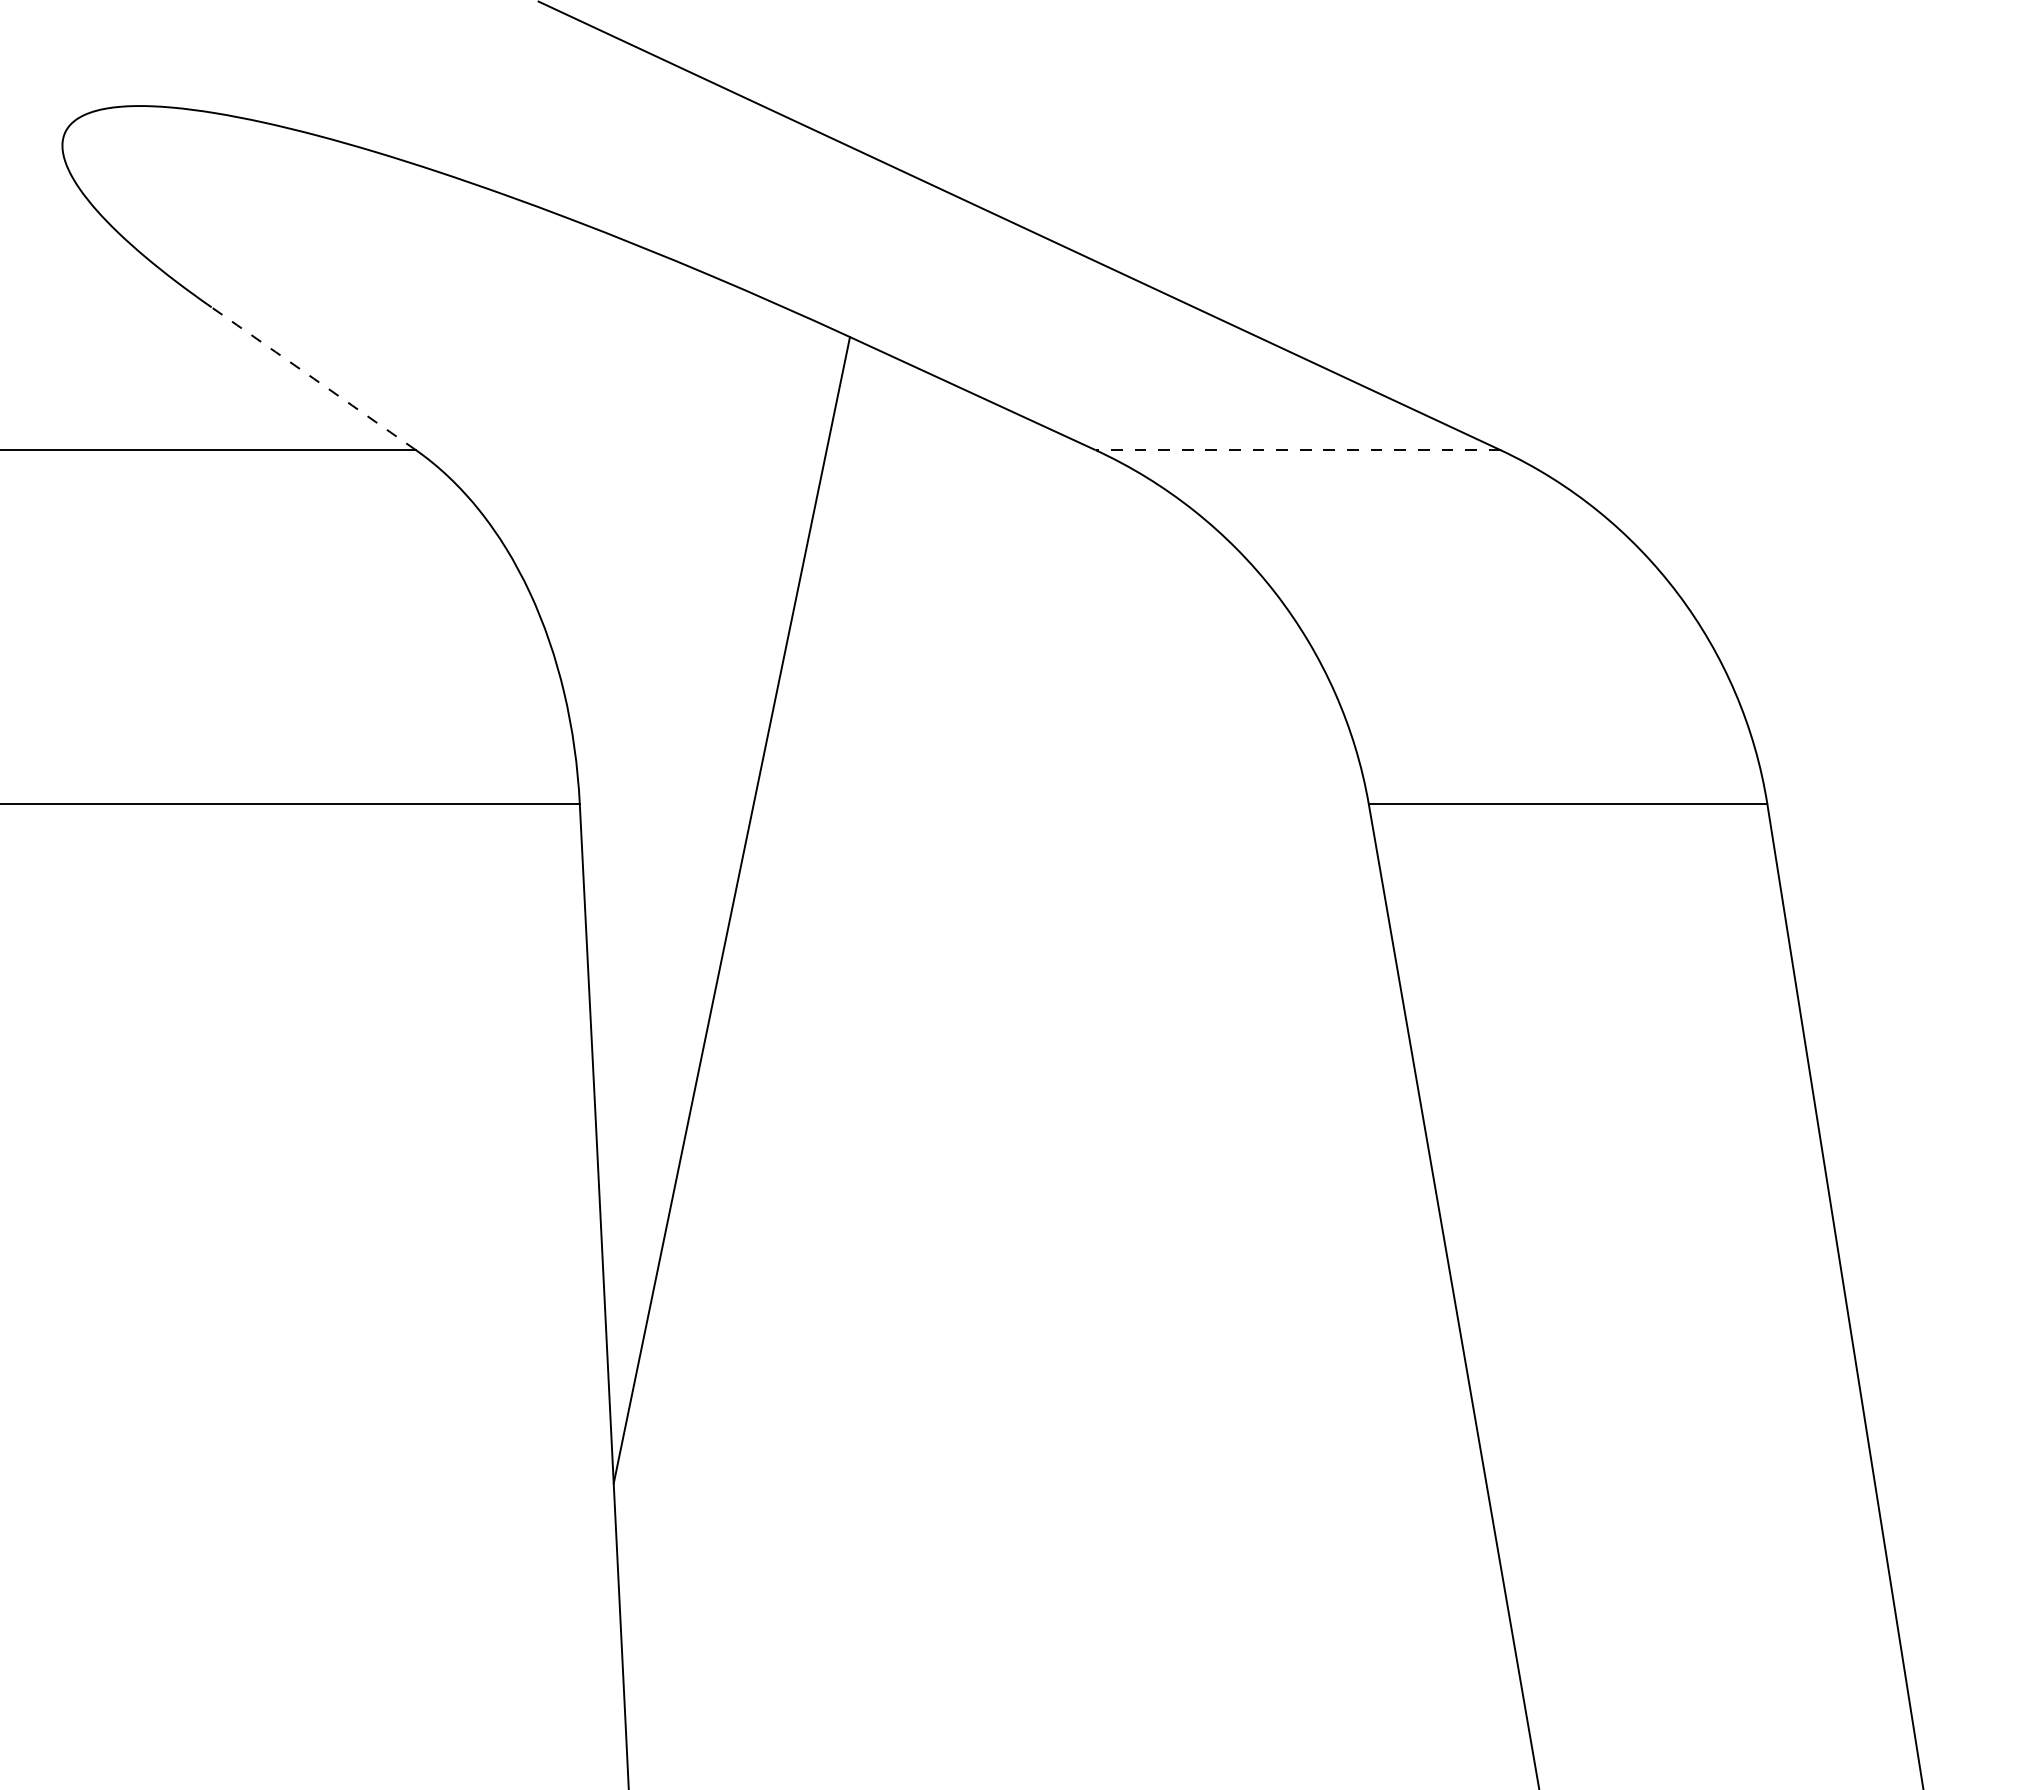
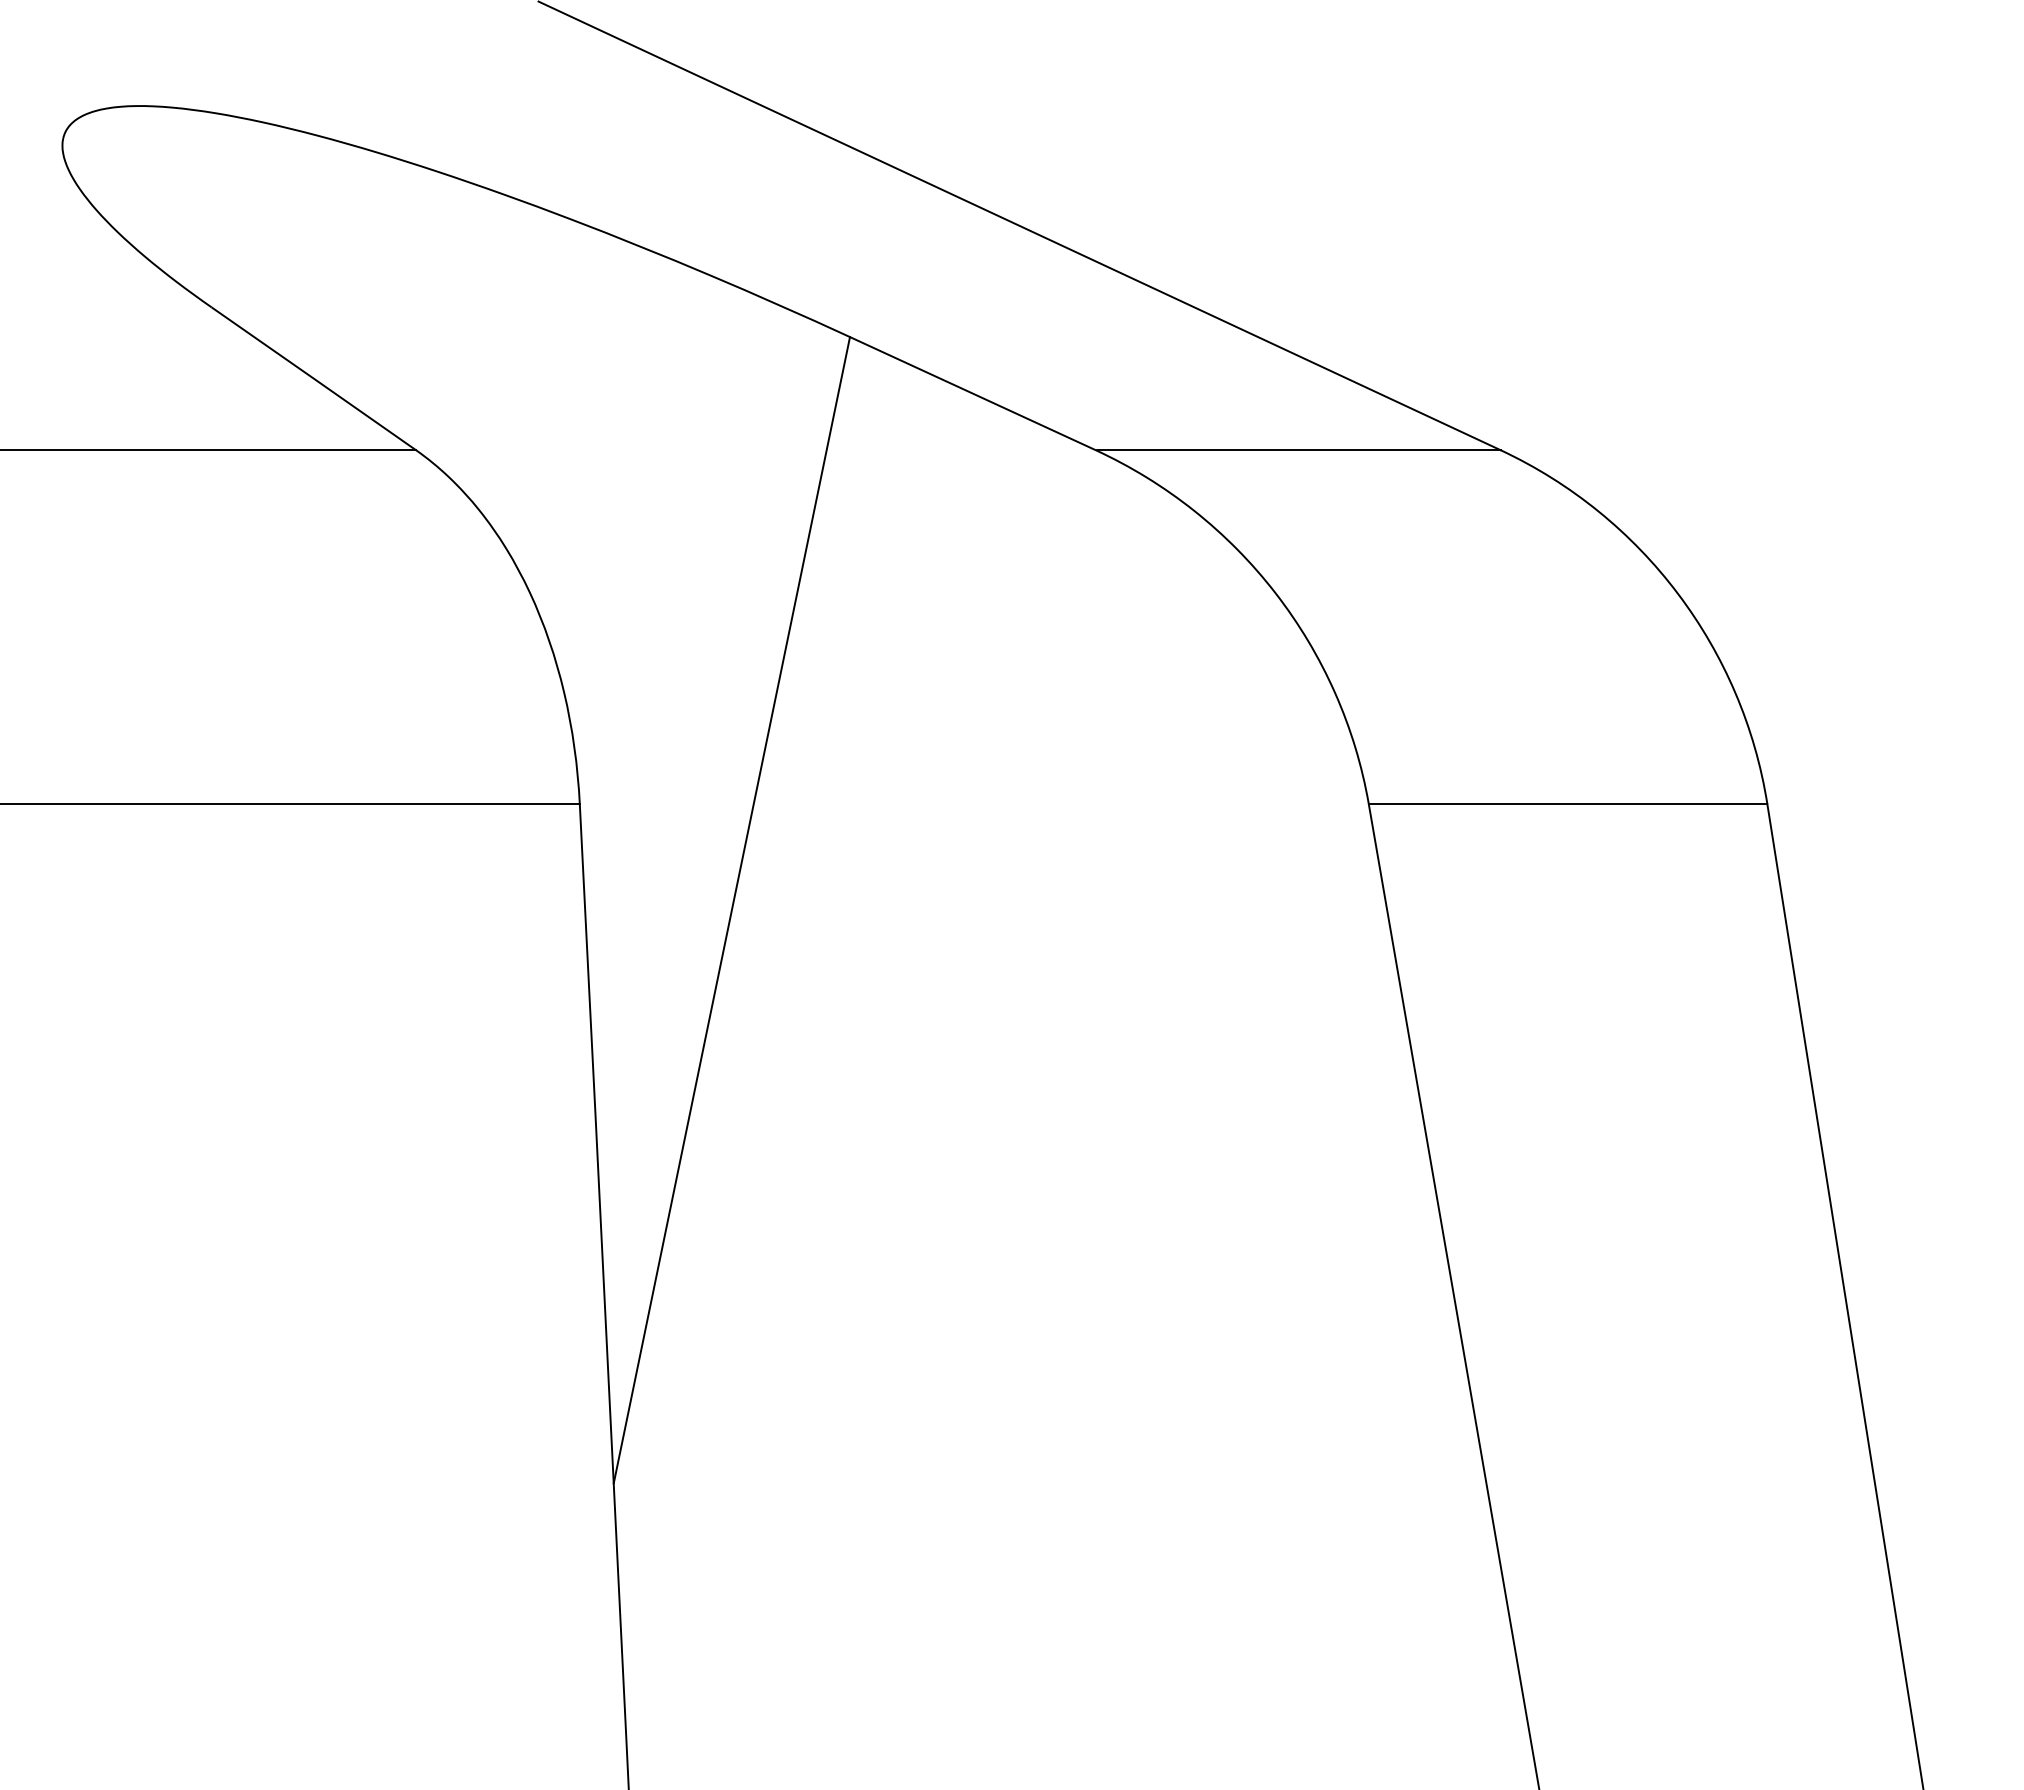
arc: dashed -> solid (313, 378)
line: dashed -> solid (1297, 450)
